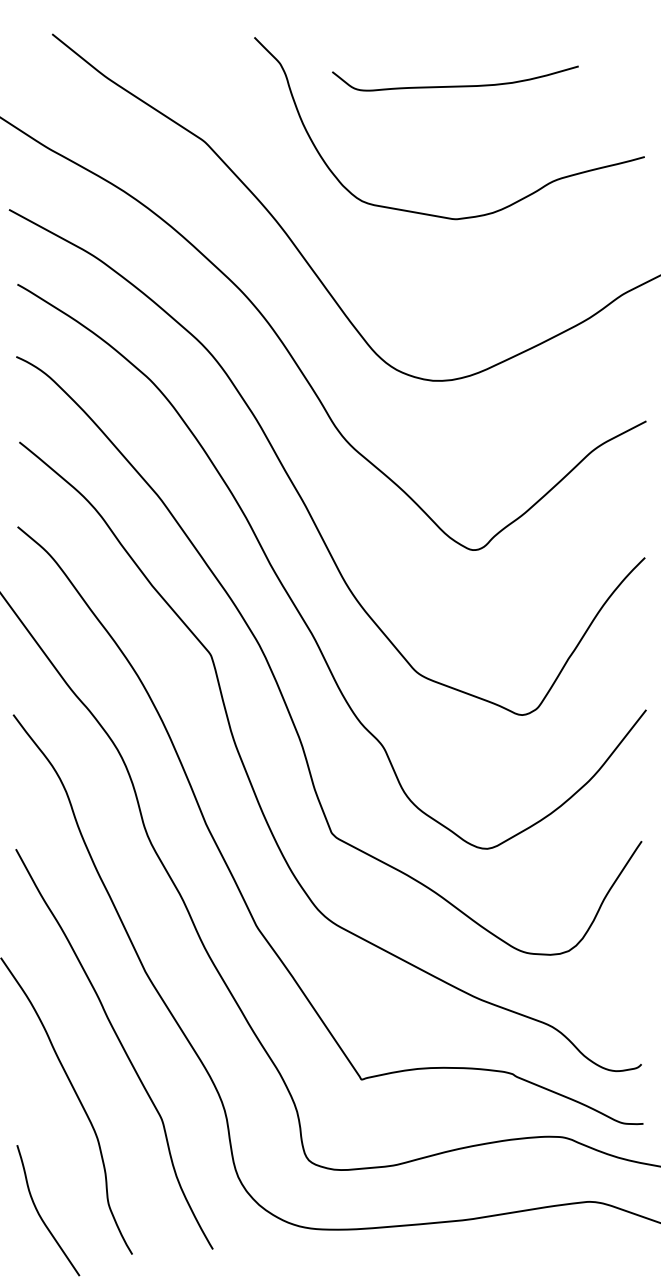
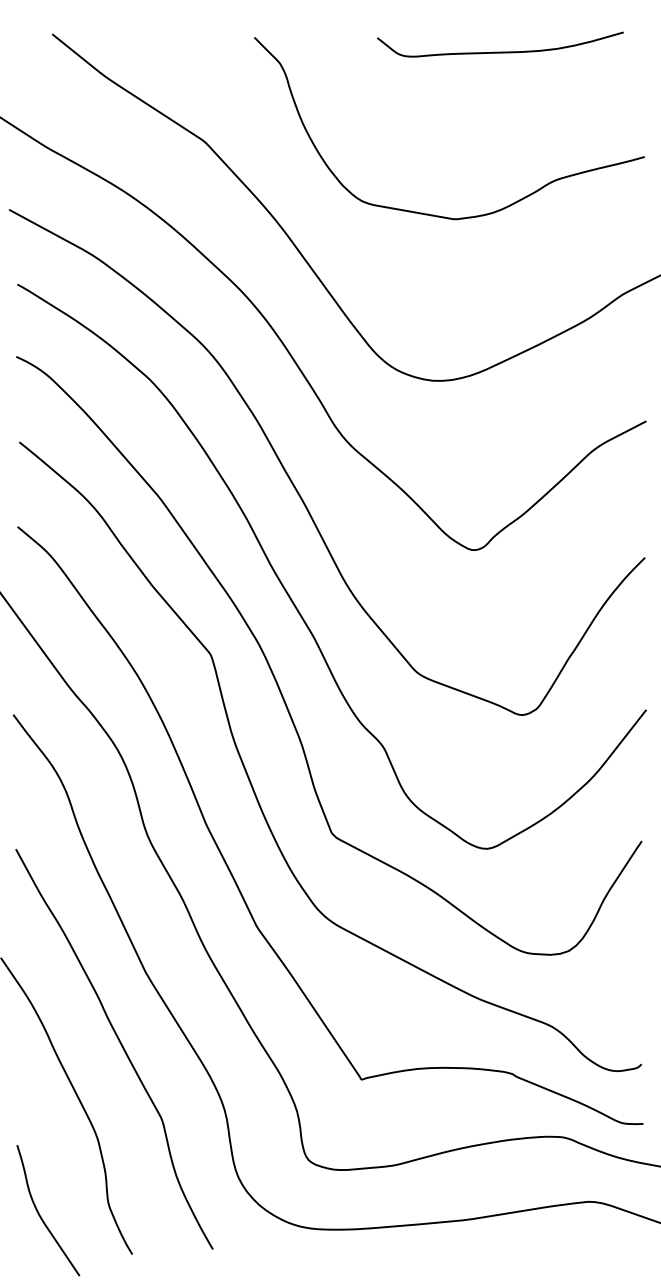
curve position: (455, 85) -> (500, 51) (500, 51)
